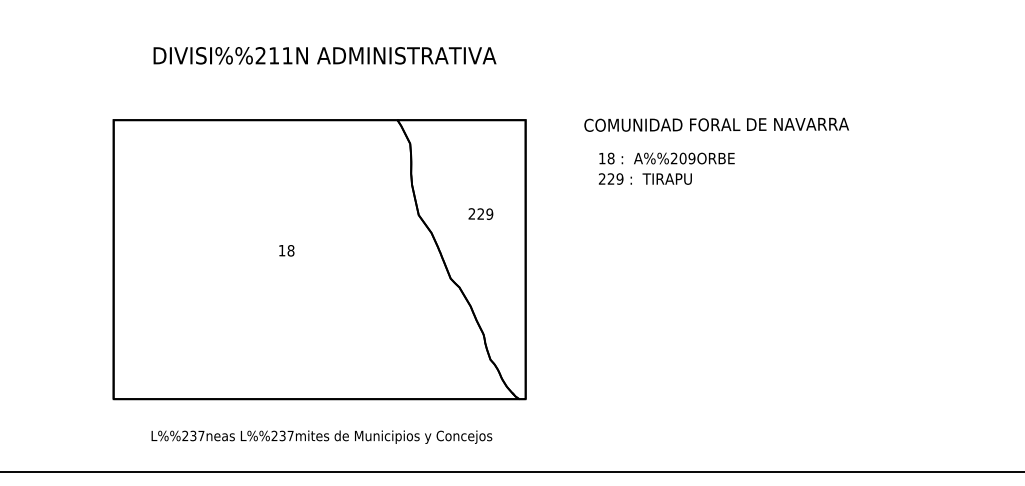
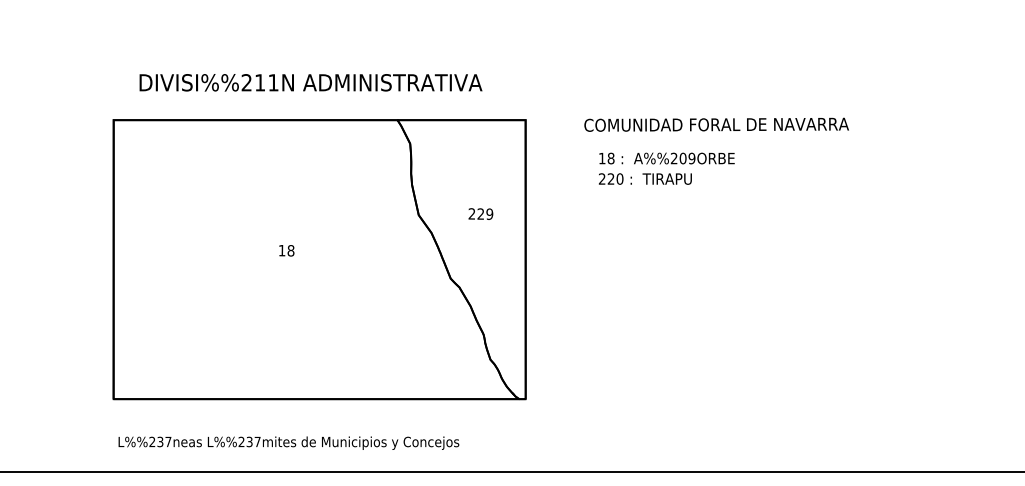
text position: (324, 55) -> (310, 82) (310, 82)
text: 229 -> 220 (619, 178)
text position: (321, 436) -> (288, 442) (288, 442)
